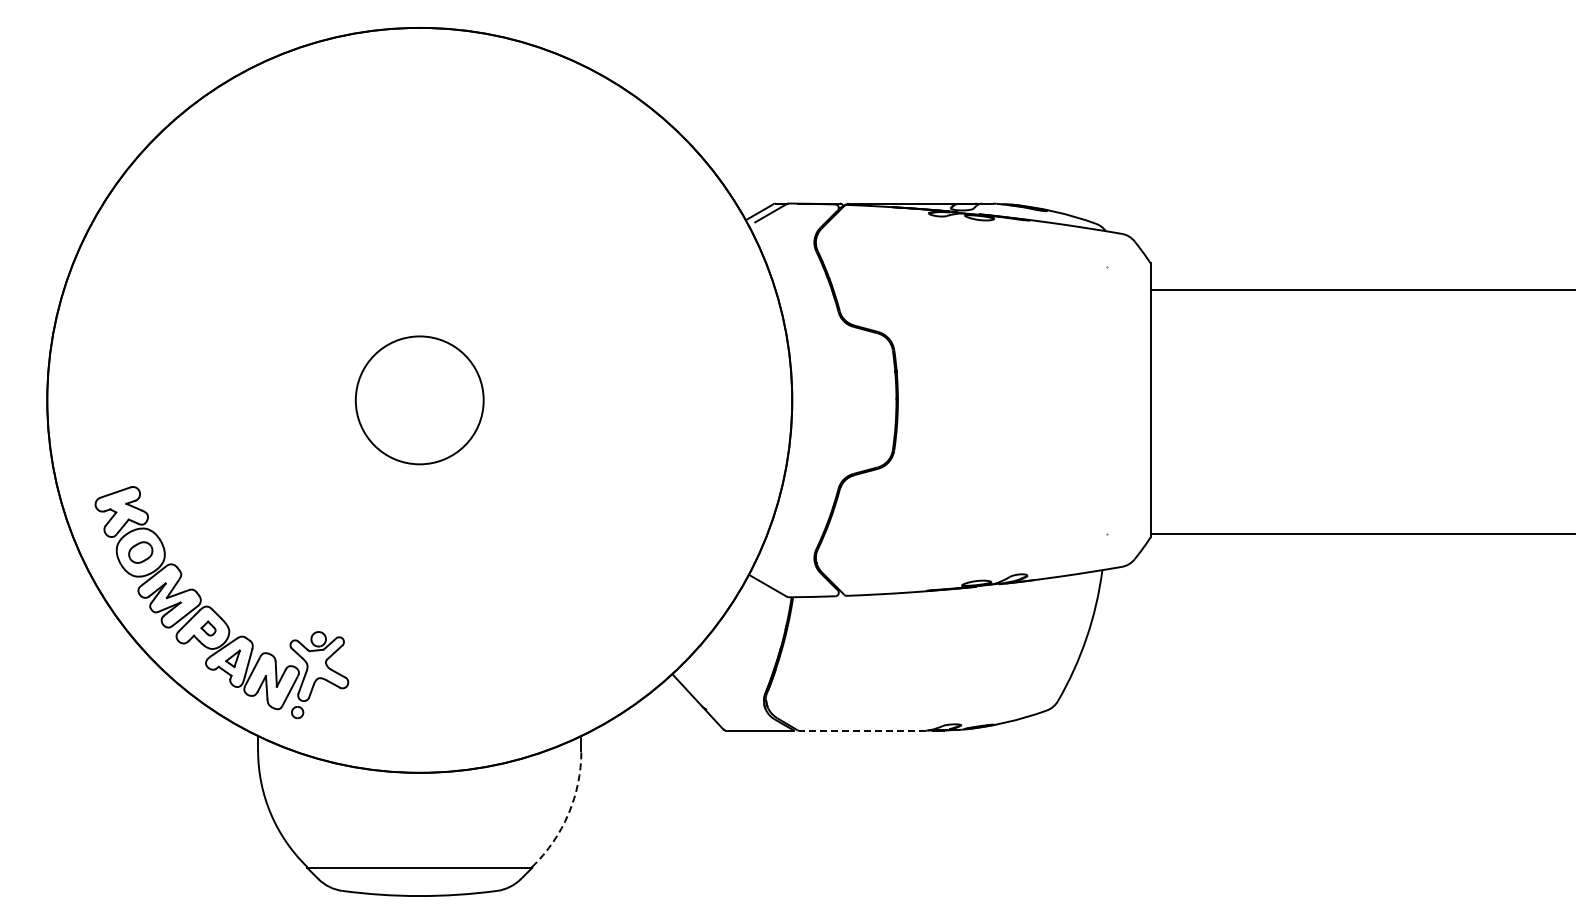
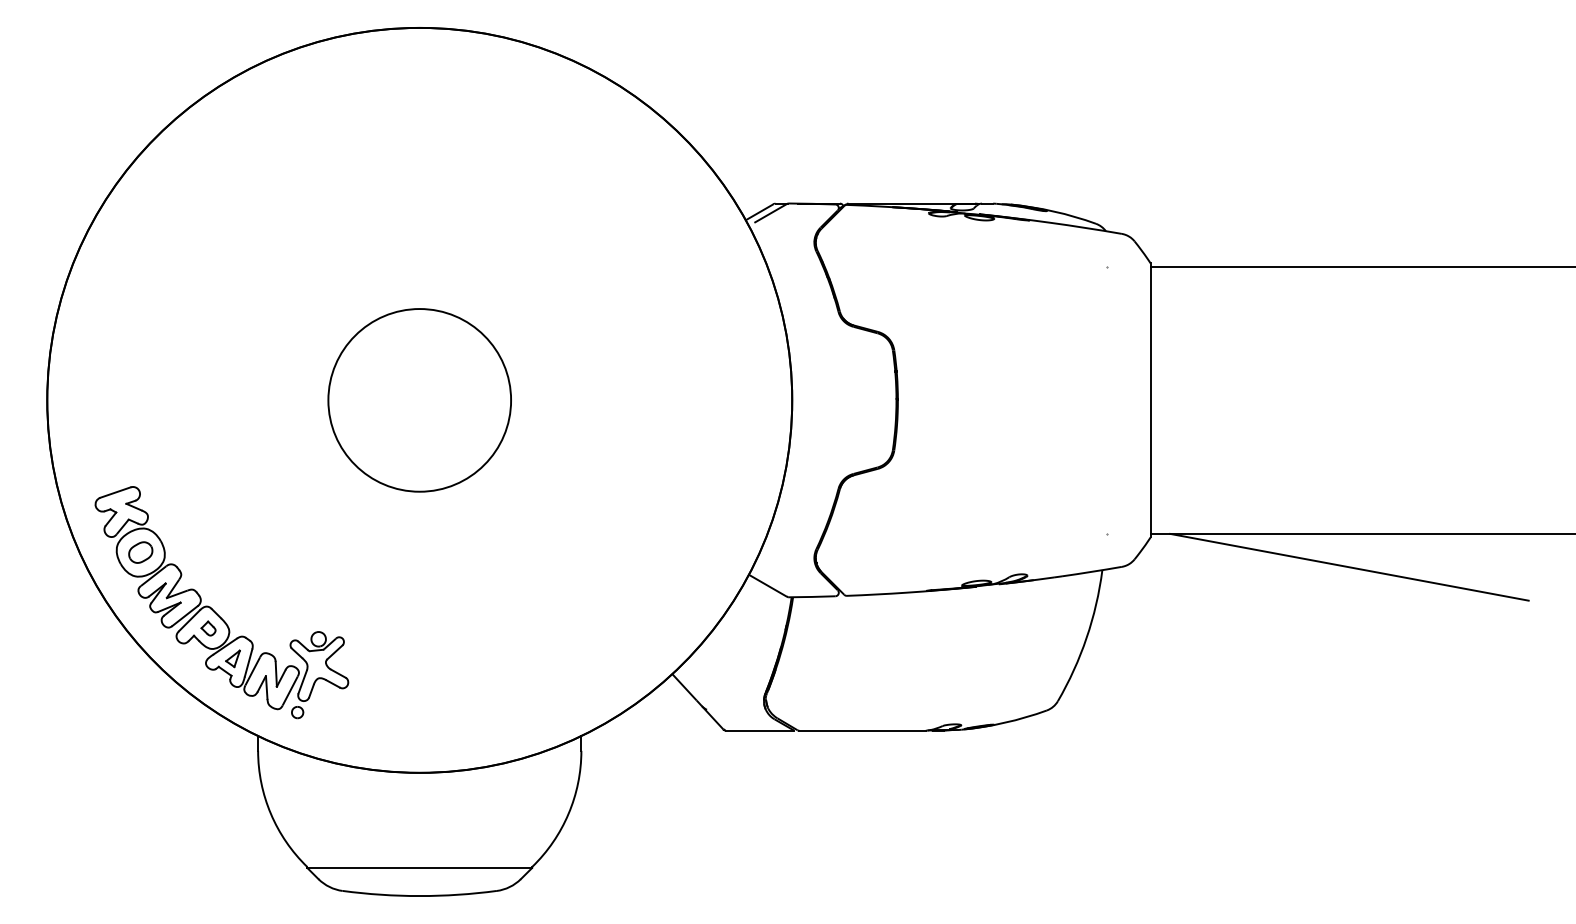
line position: (1361, 289) -> (1361, 266) (1361, 266)
circle diameter: 128 px -> 183 px (419, 400)
line: none -> present (1349, 566)
line: dashed -> solid (862, 730)
arc: dashed -> solid (568, 813)
